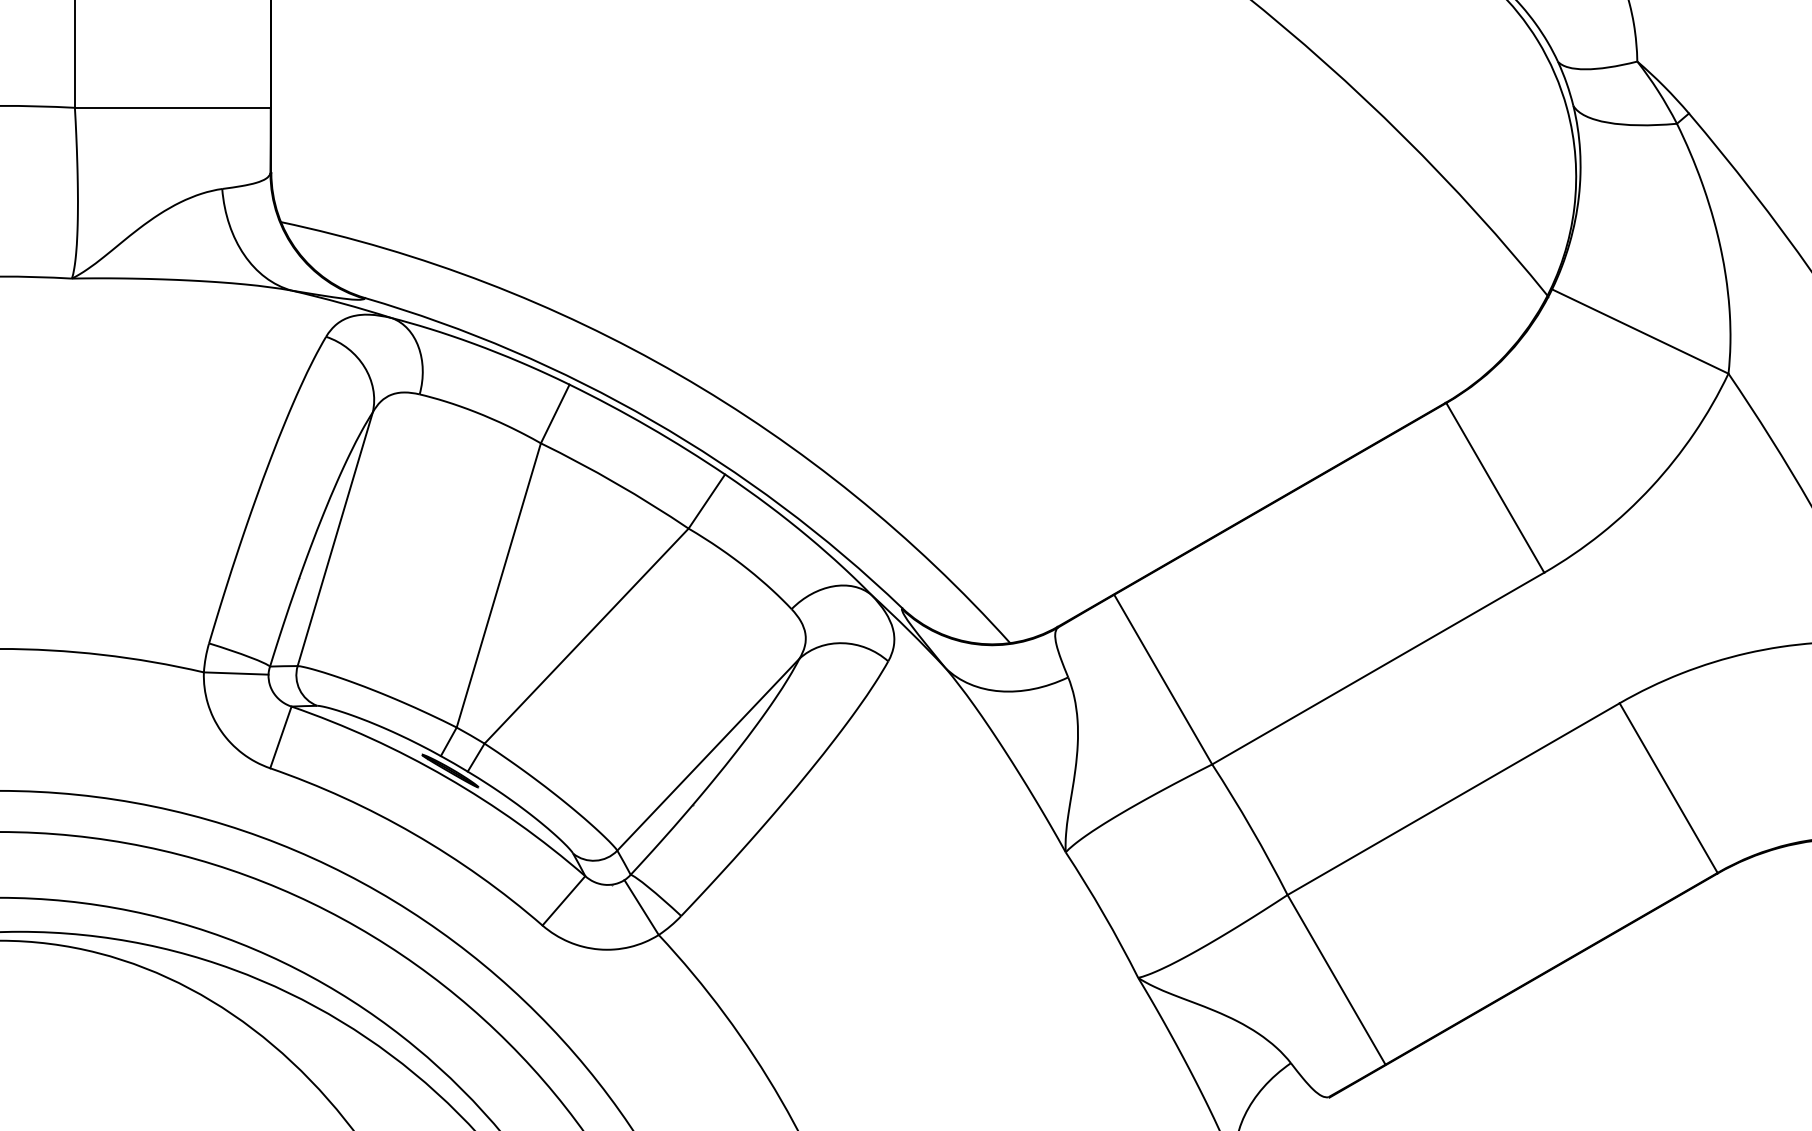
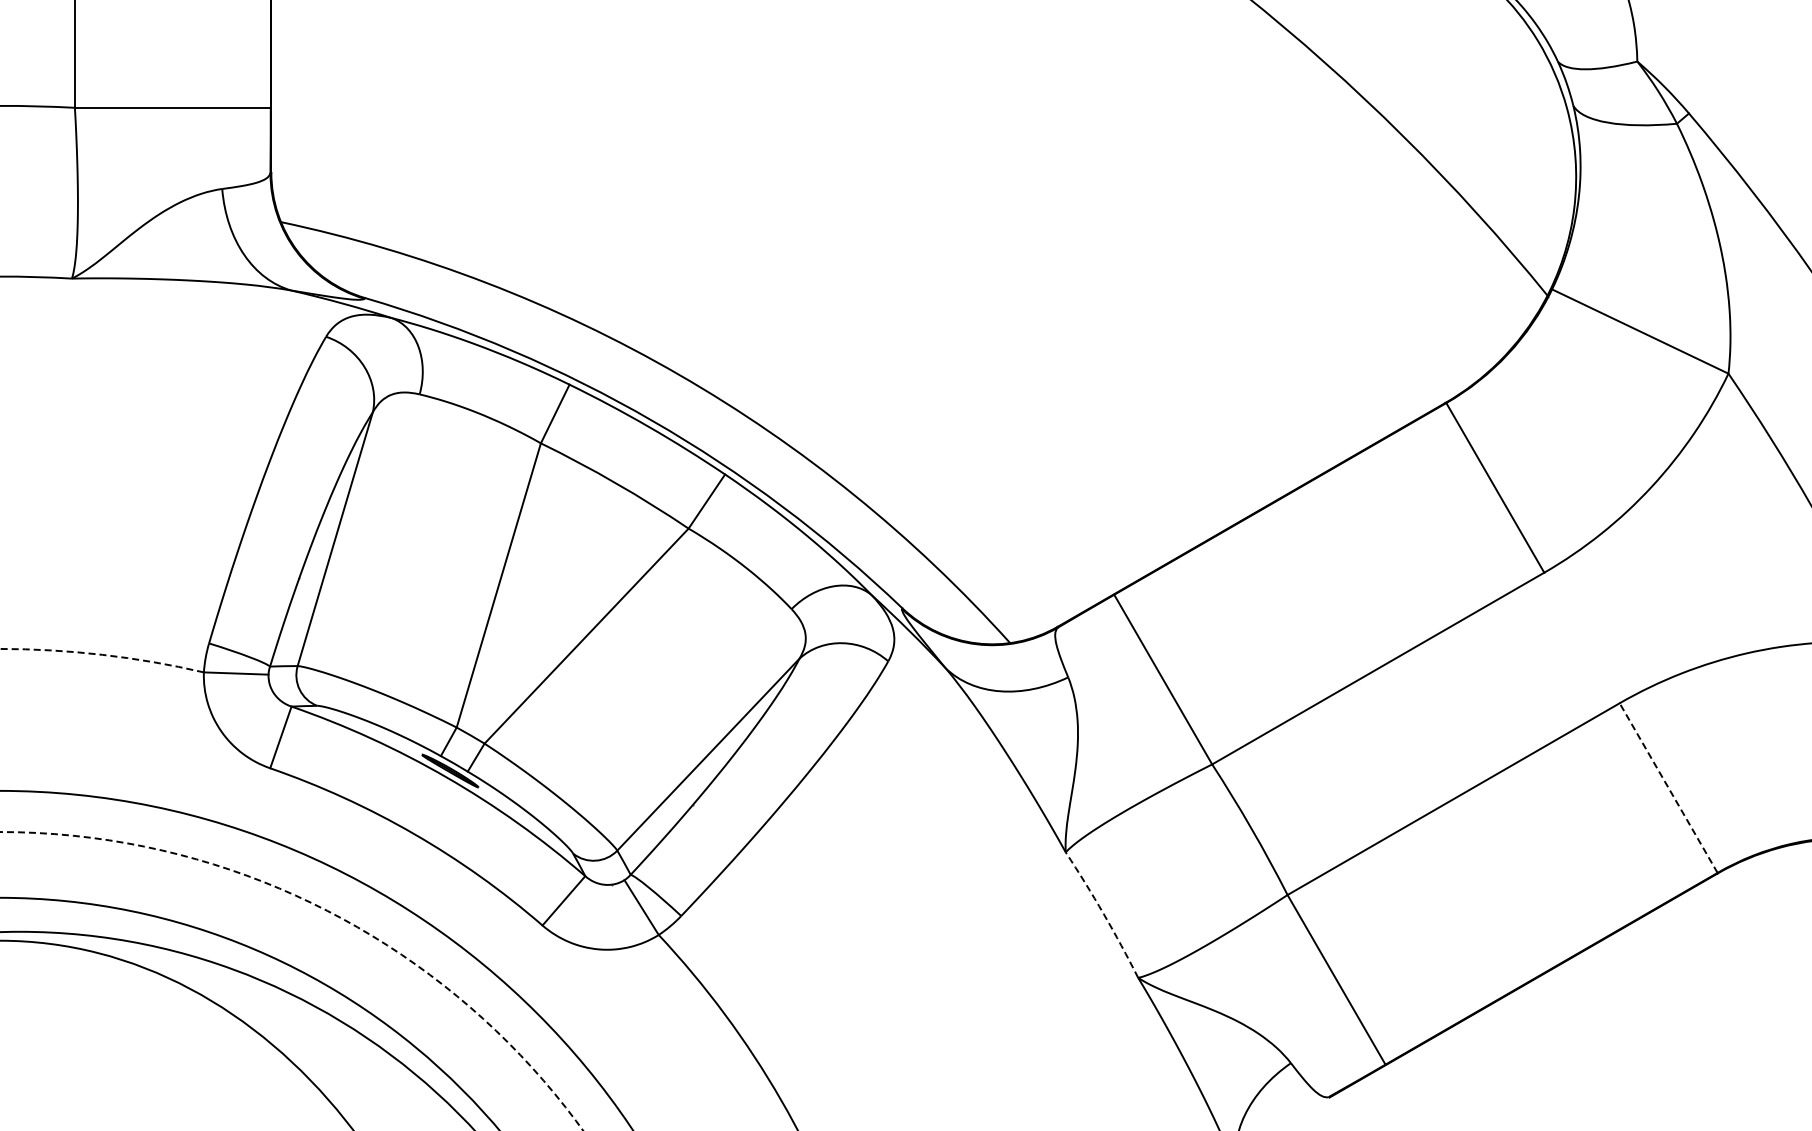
arc: solid -> dashed (102, 654)
line: solid -> dashed (1668, 788)
arc: solid -> dashed (1103, 914)
circle: solid -> dashed (291, 981)
